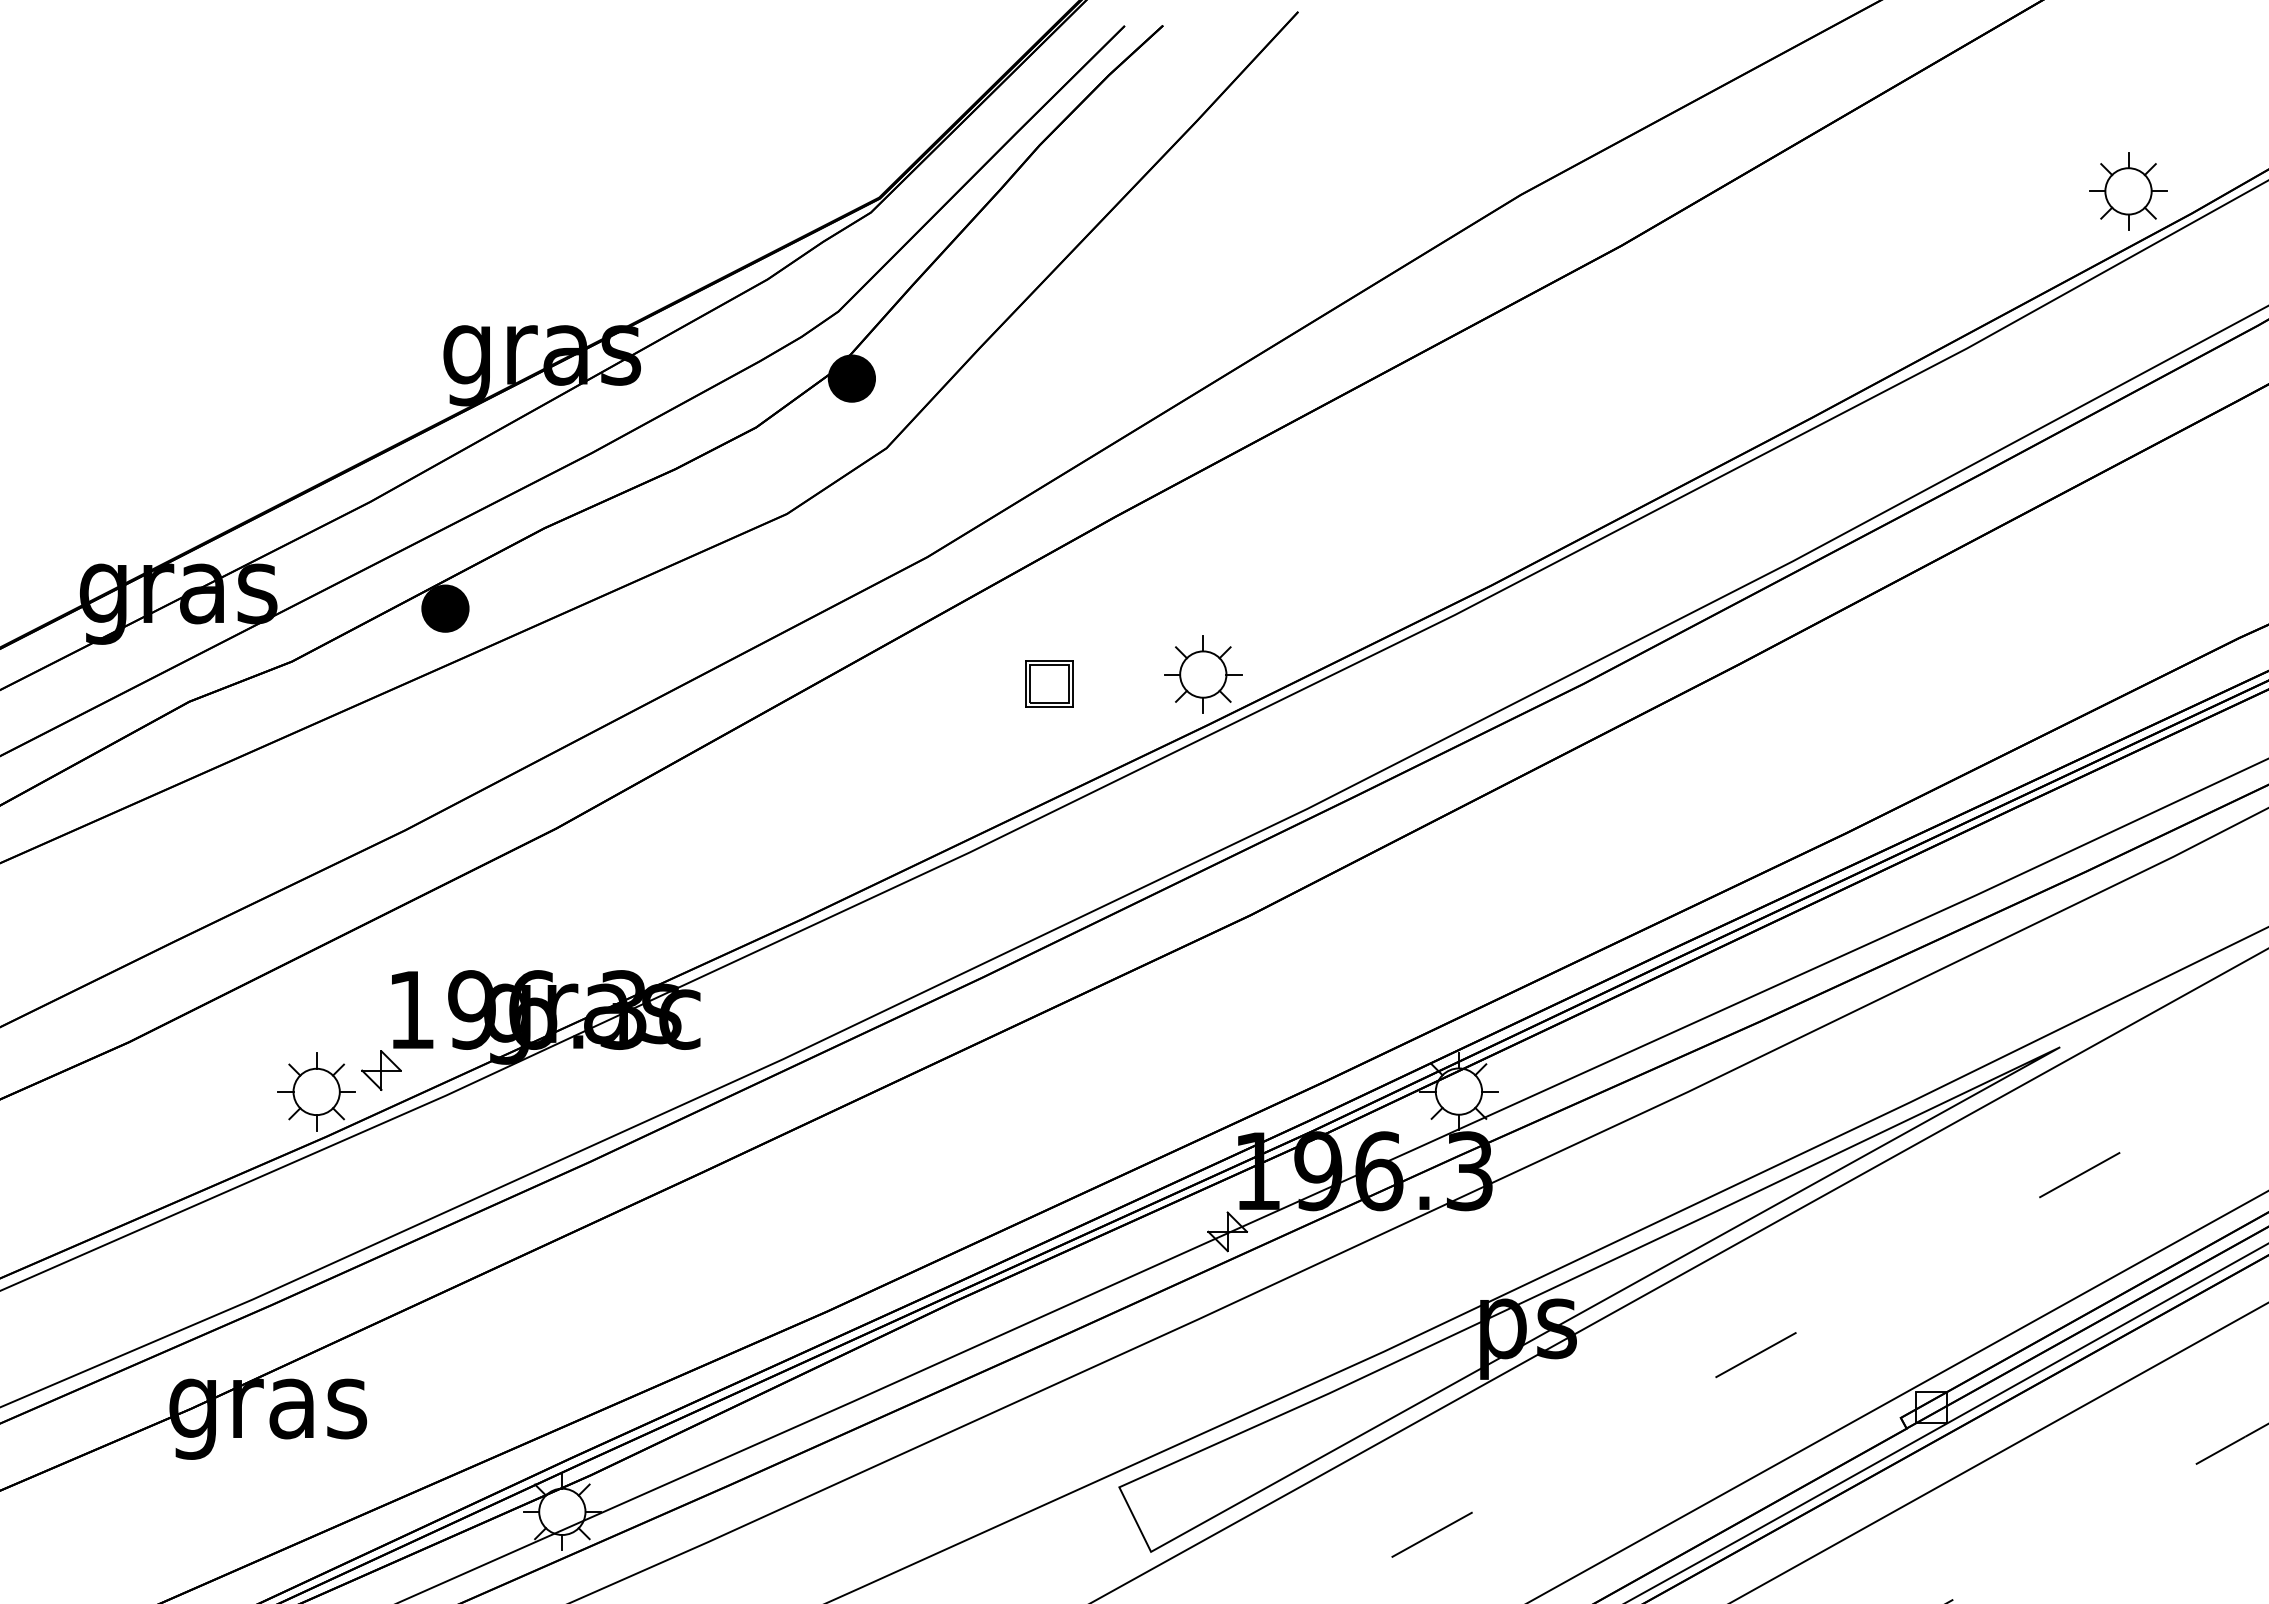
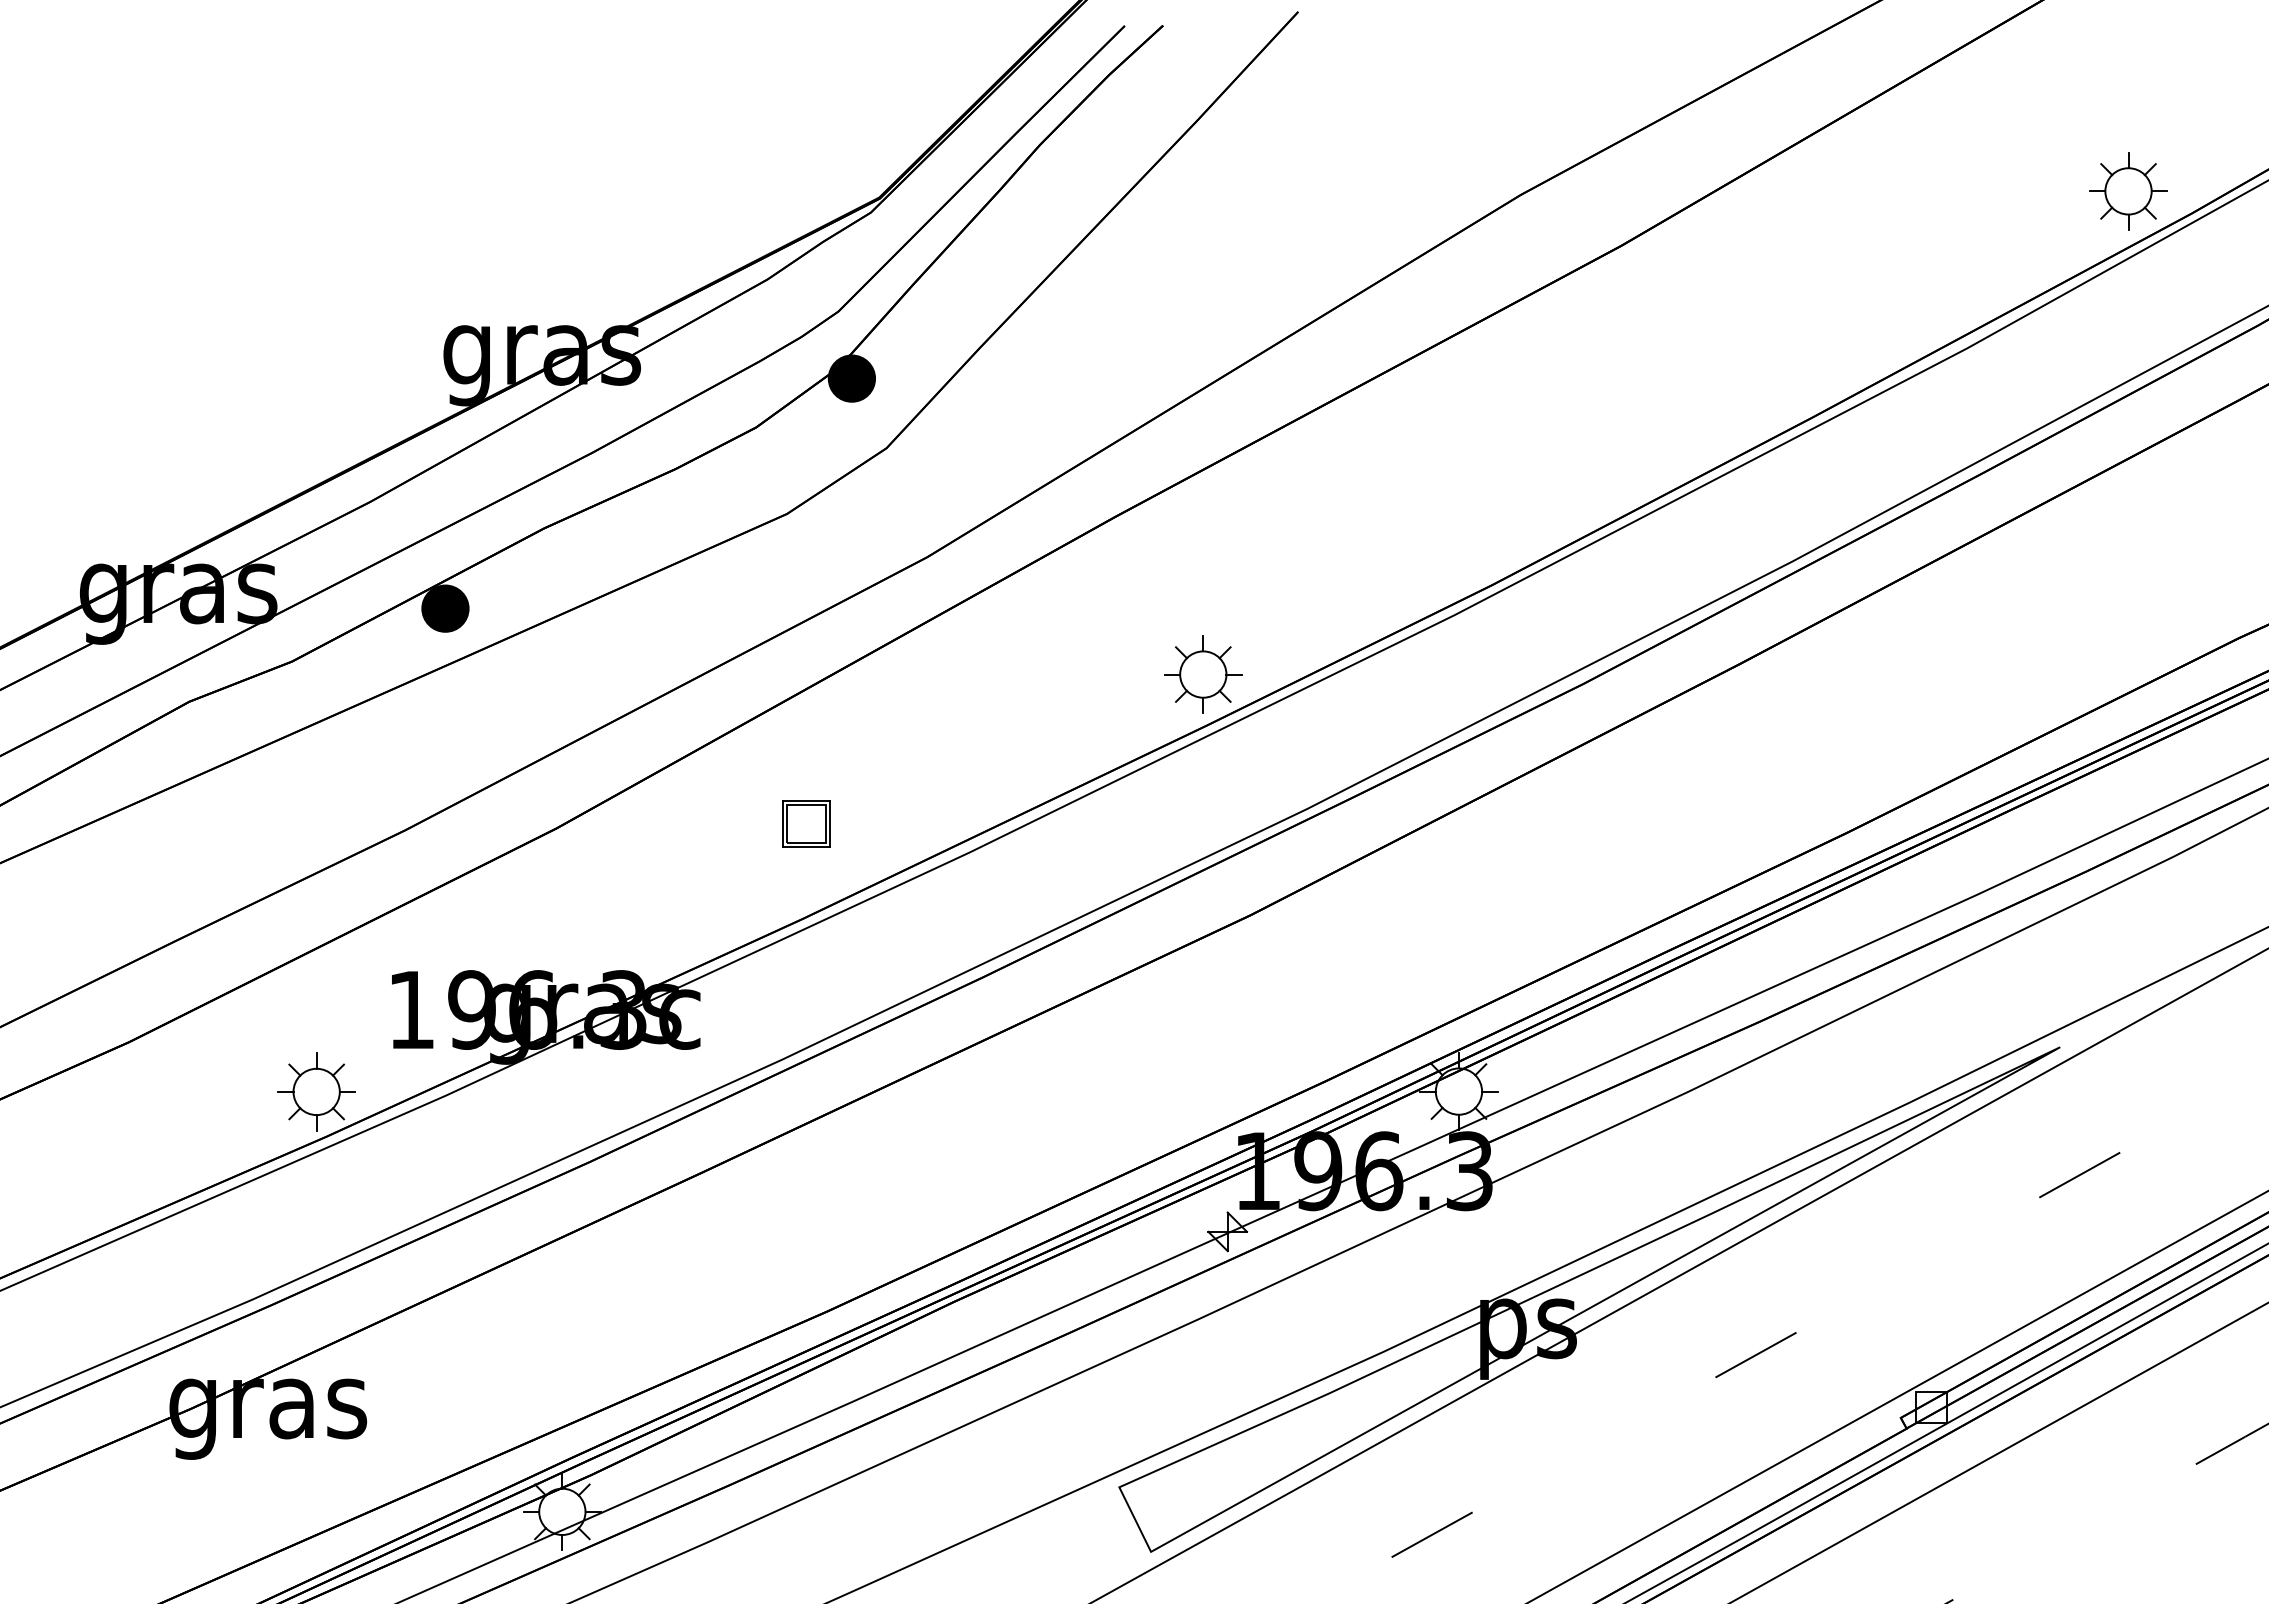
part position: (1049, 683) -> (806, 823) (806, 823)
part: present -> none (381, 1070)
